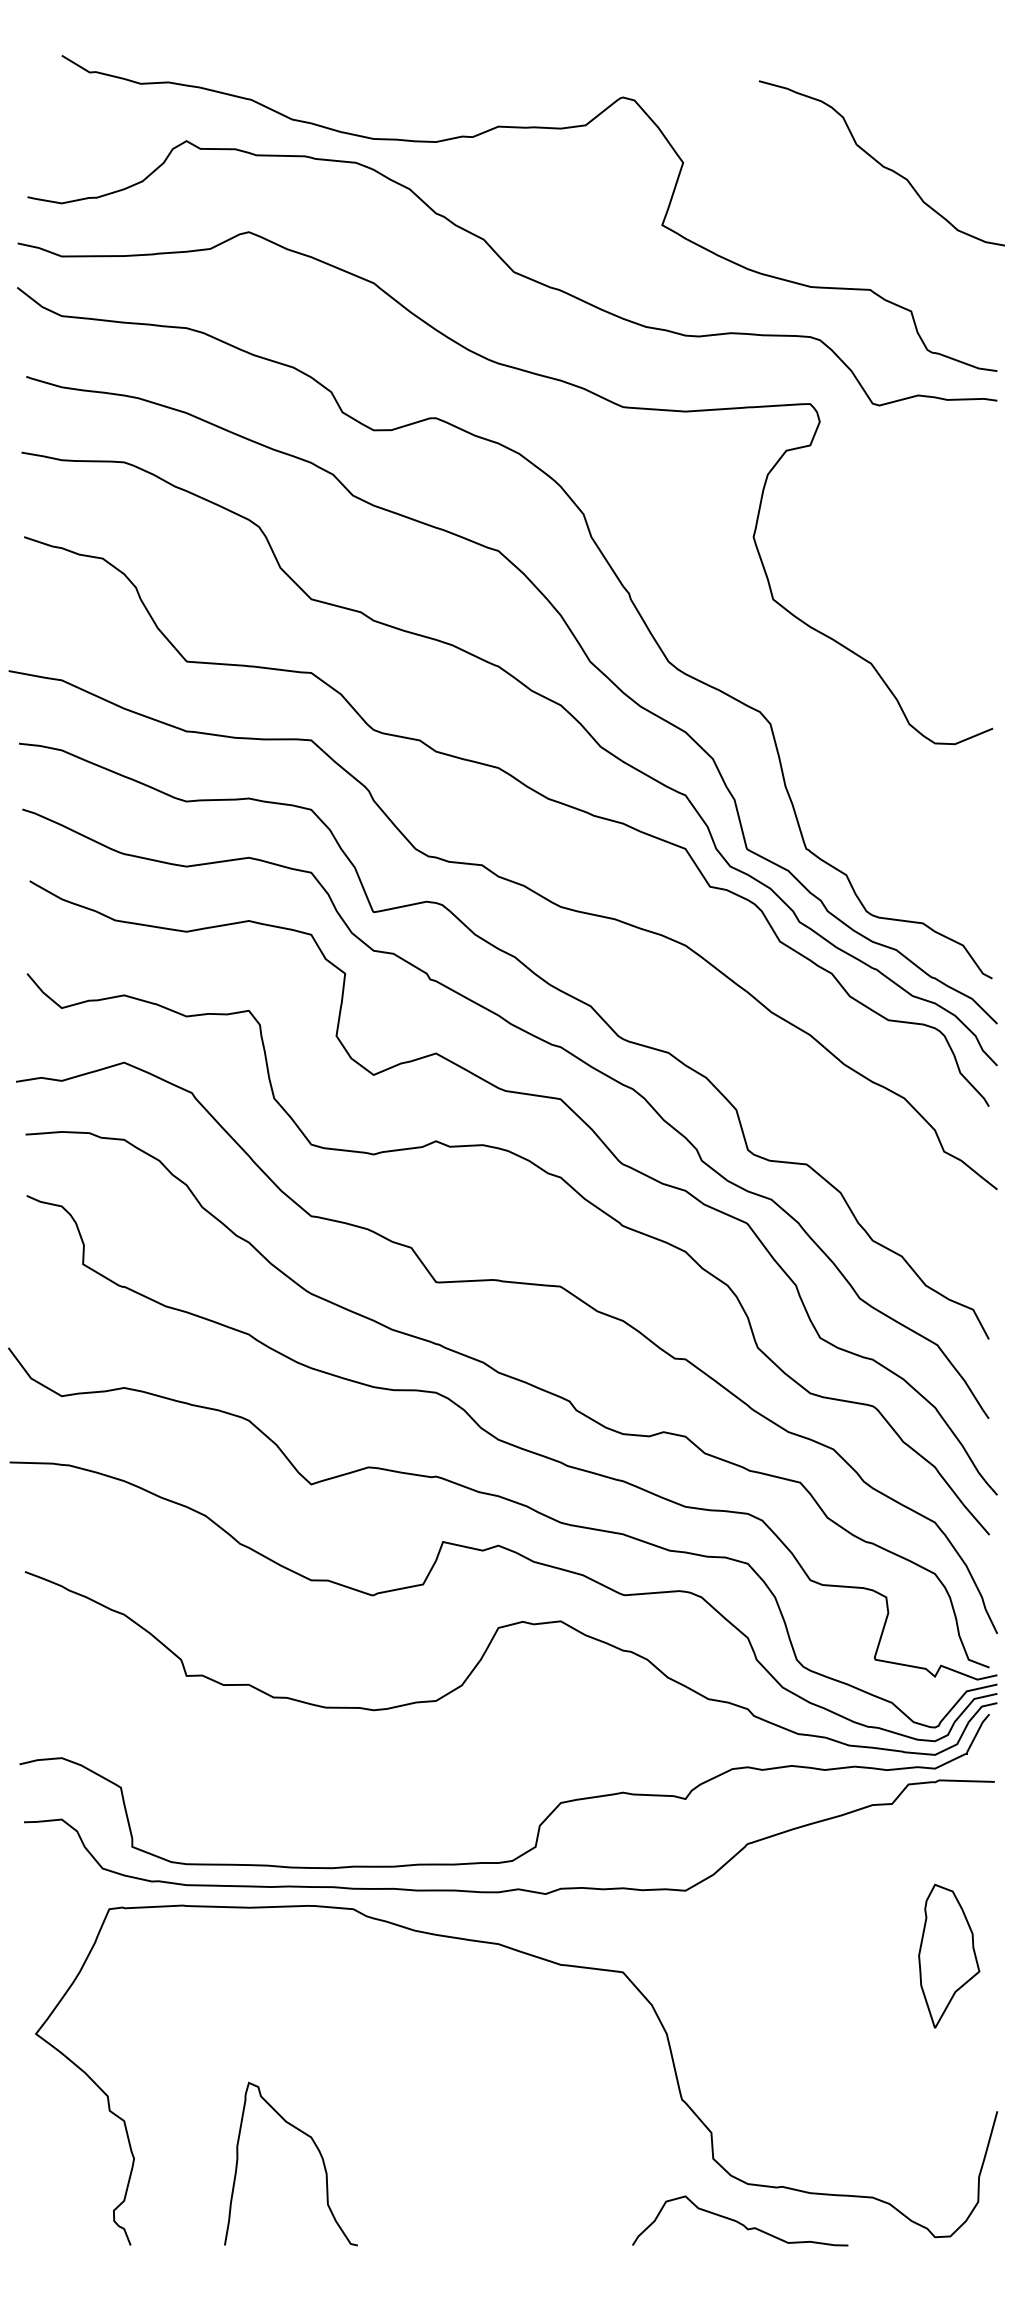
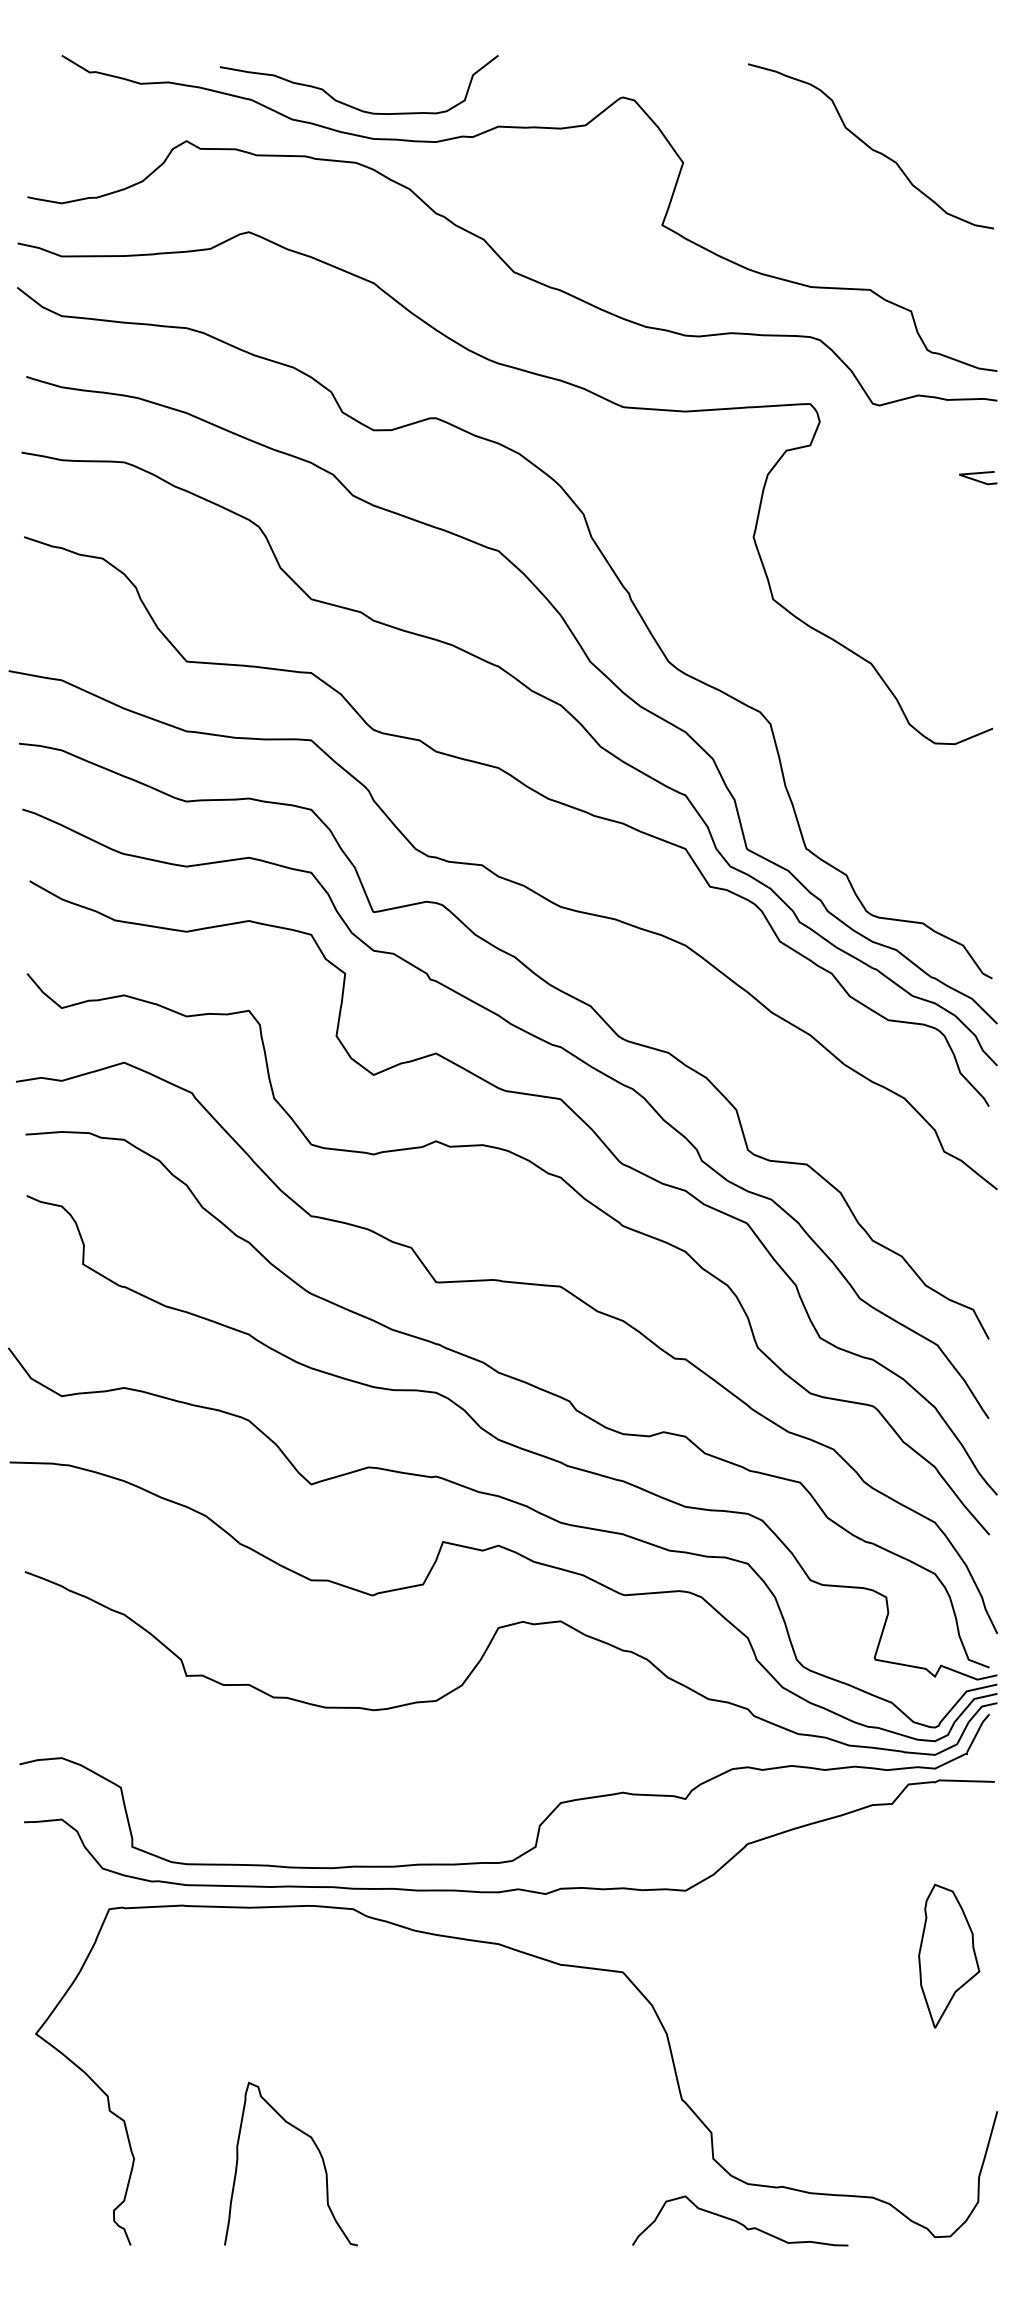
curve: none -> present (351, 105)
curve position: (881, 163) -> (870, 146) (870, 146)
line: none -> present (977, 479)
